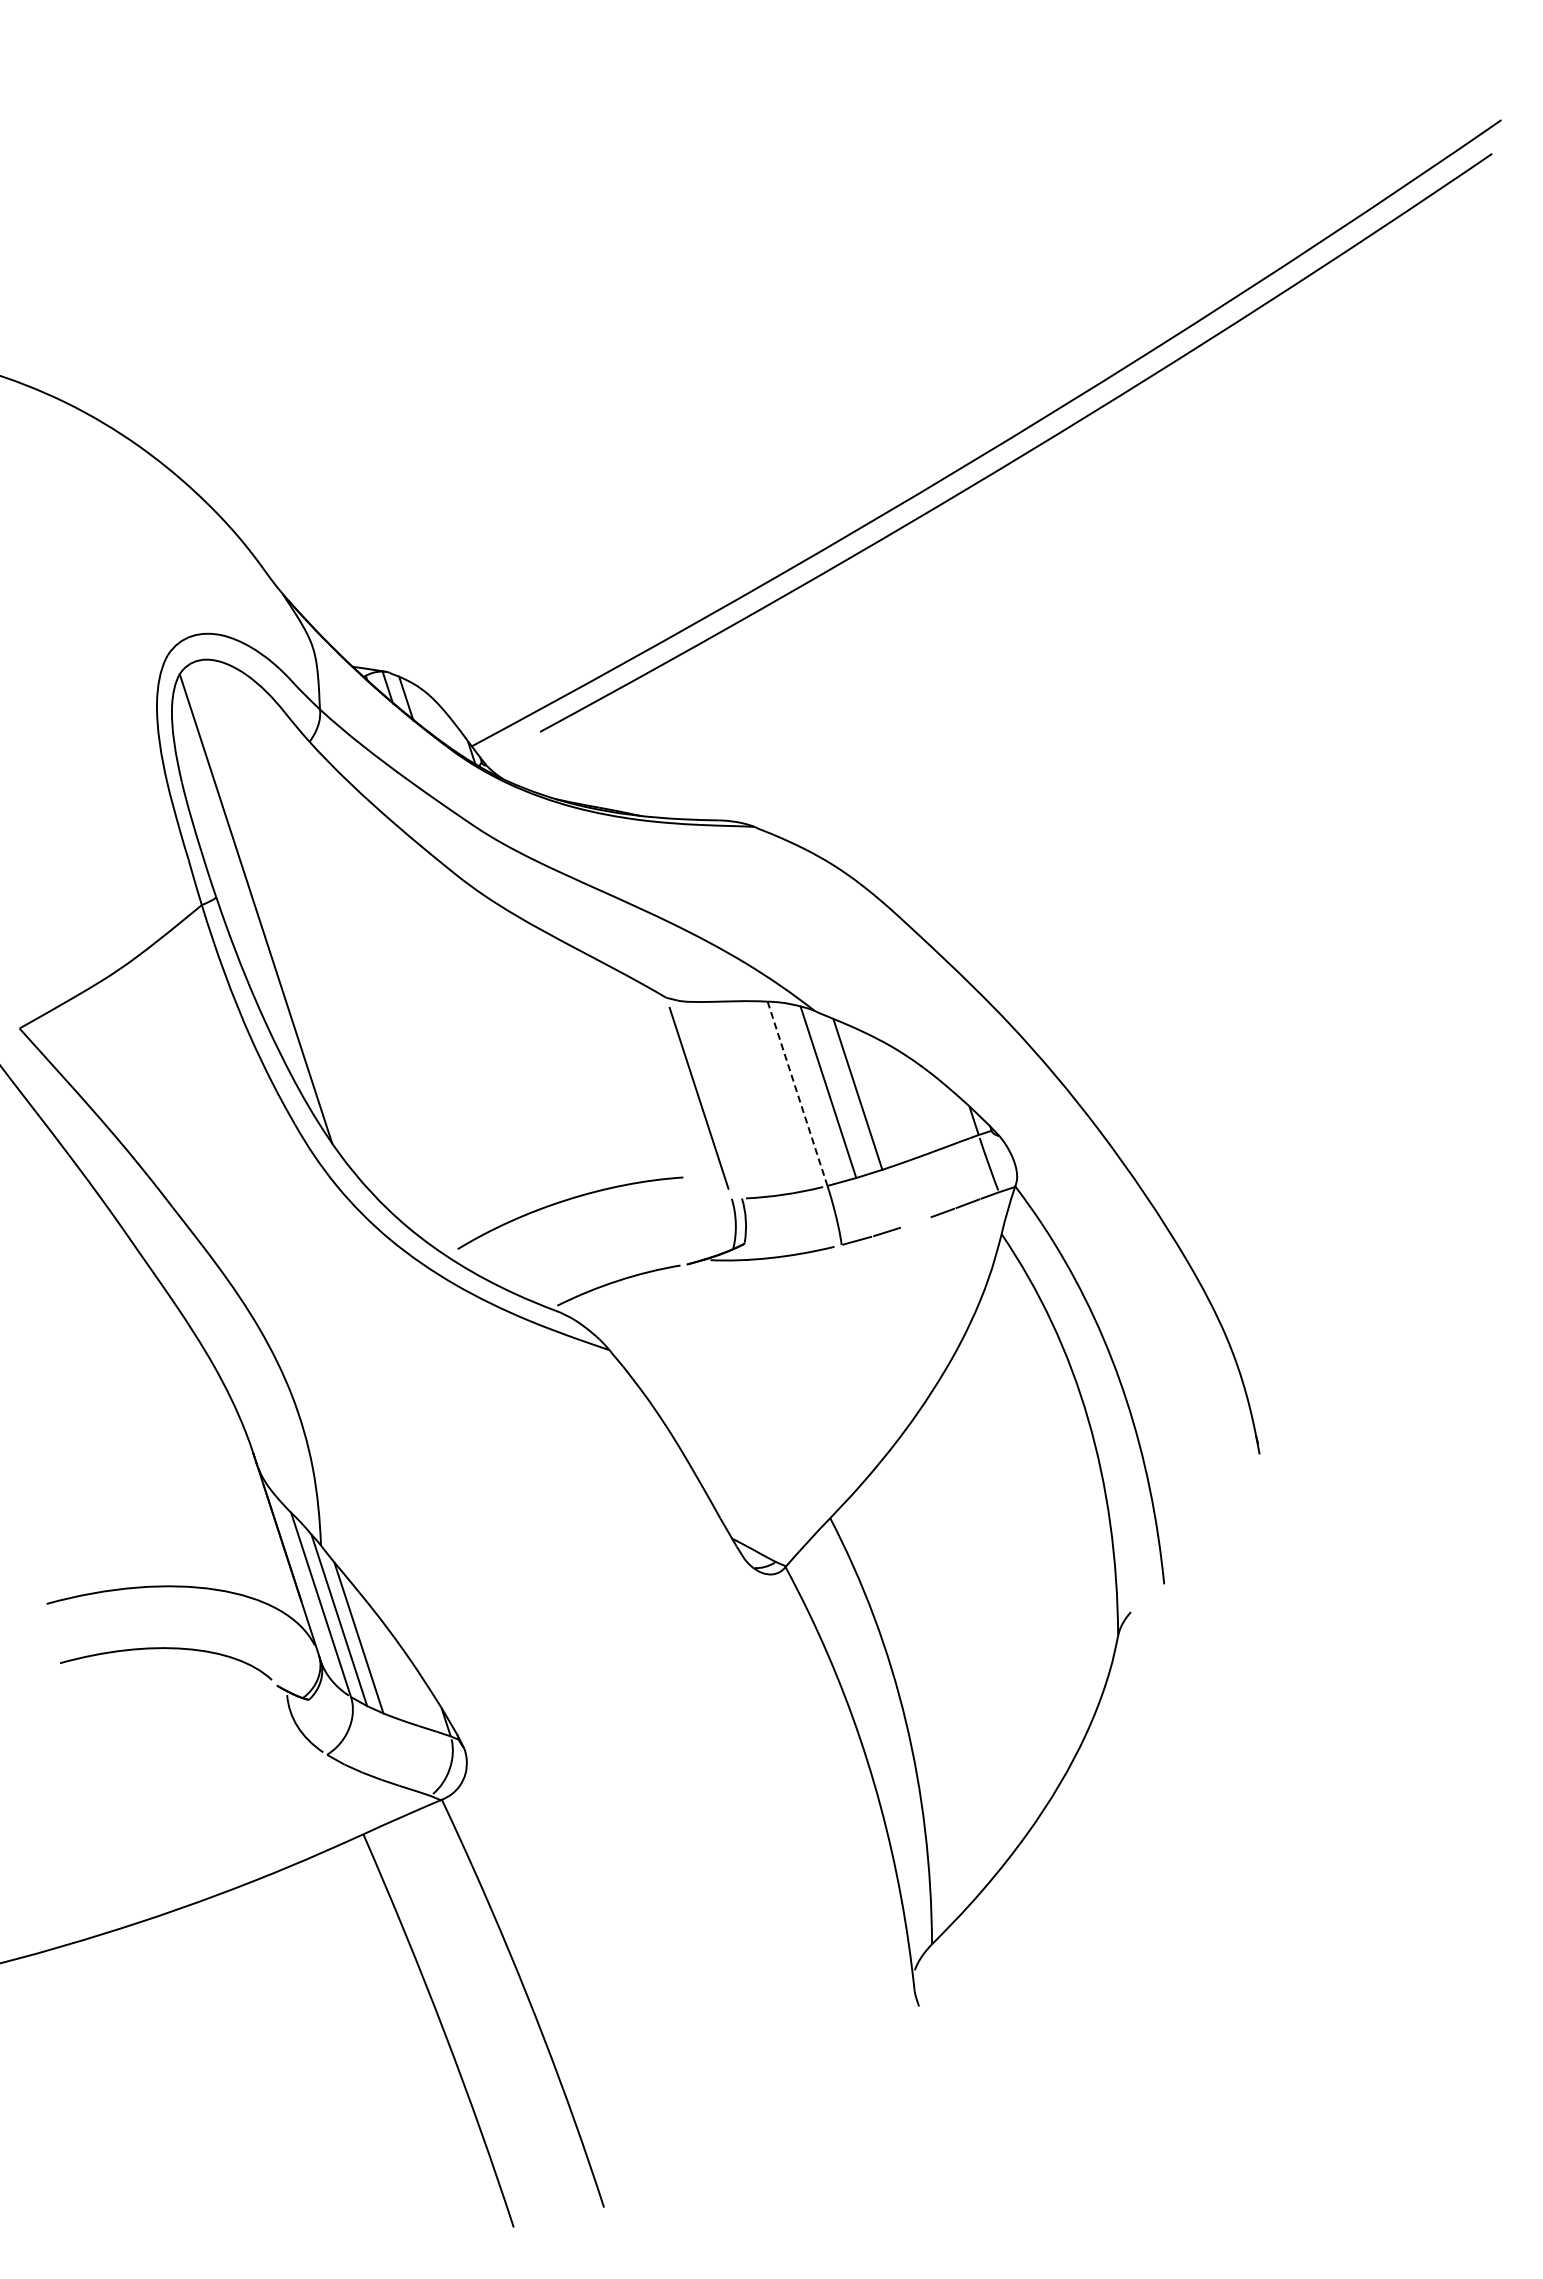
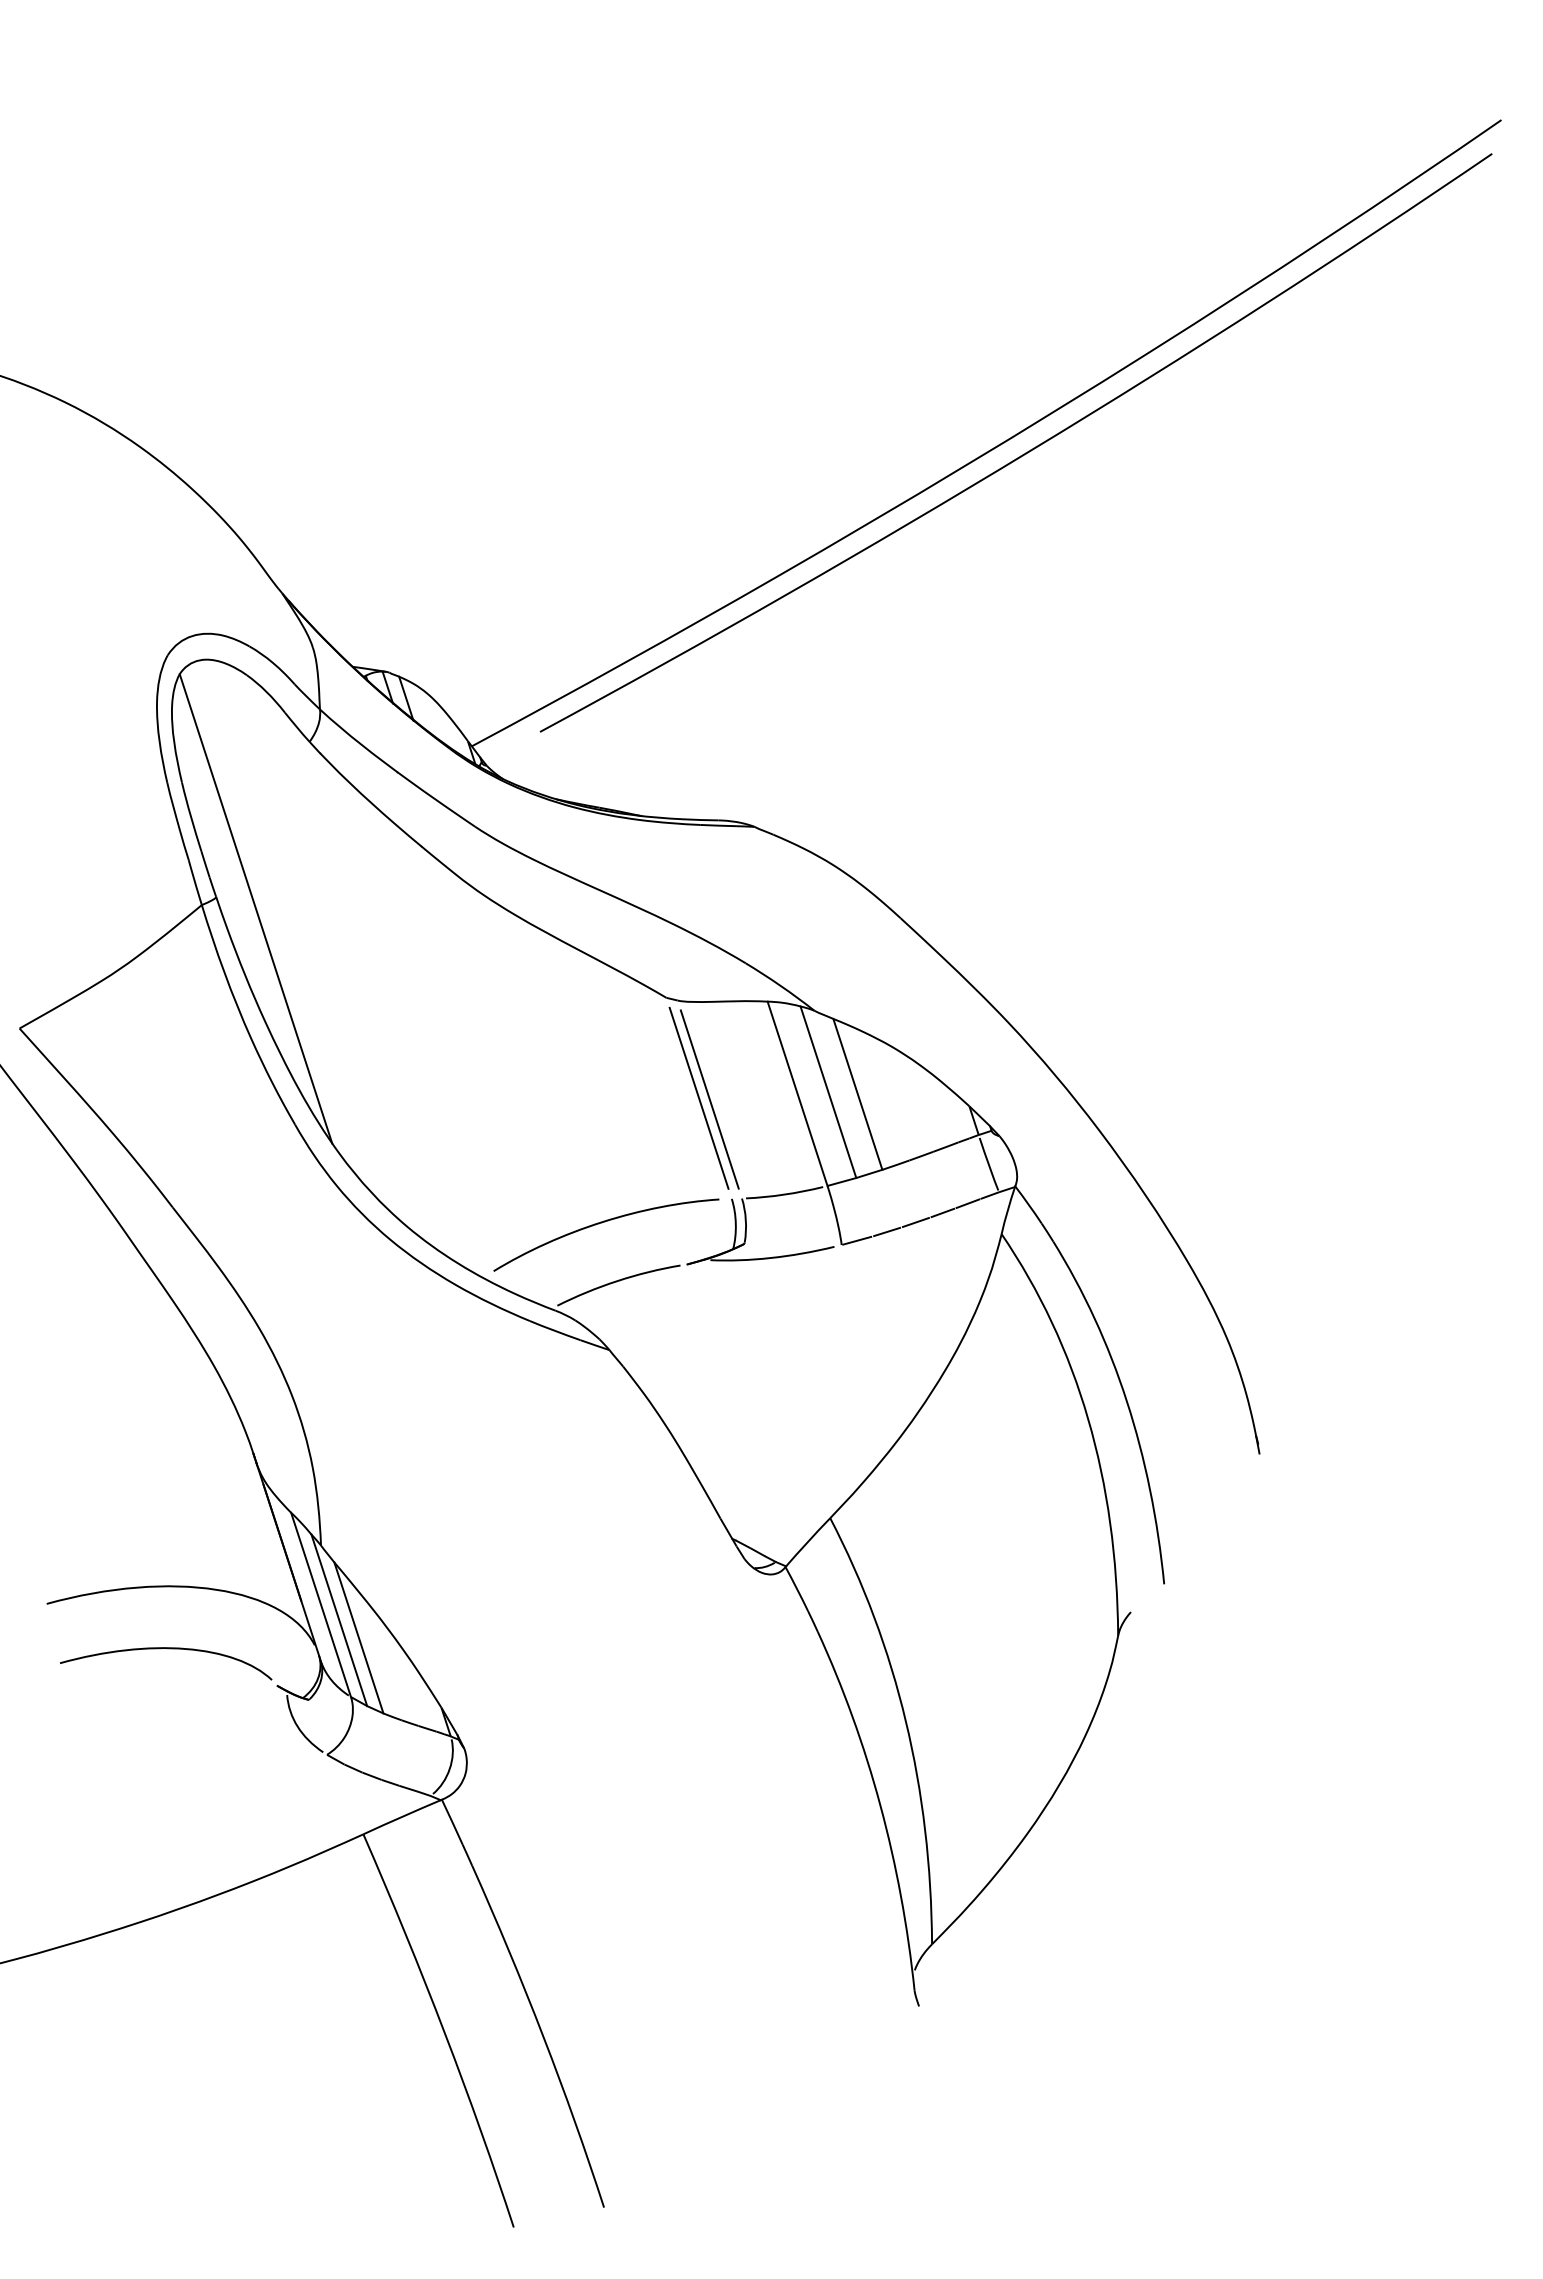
line: dashed -> solid (797, 1093)
line: none -> present (709, 1099)
curve position: (566, 1201) -> (602, 1223) (602, 1223)
line: none -> present (915, 1222)
